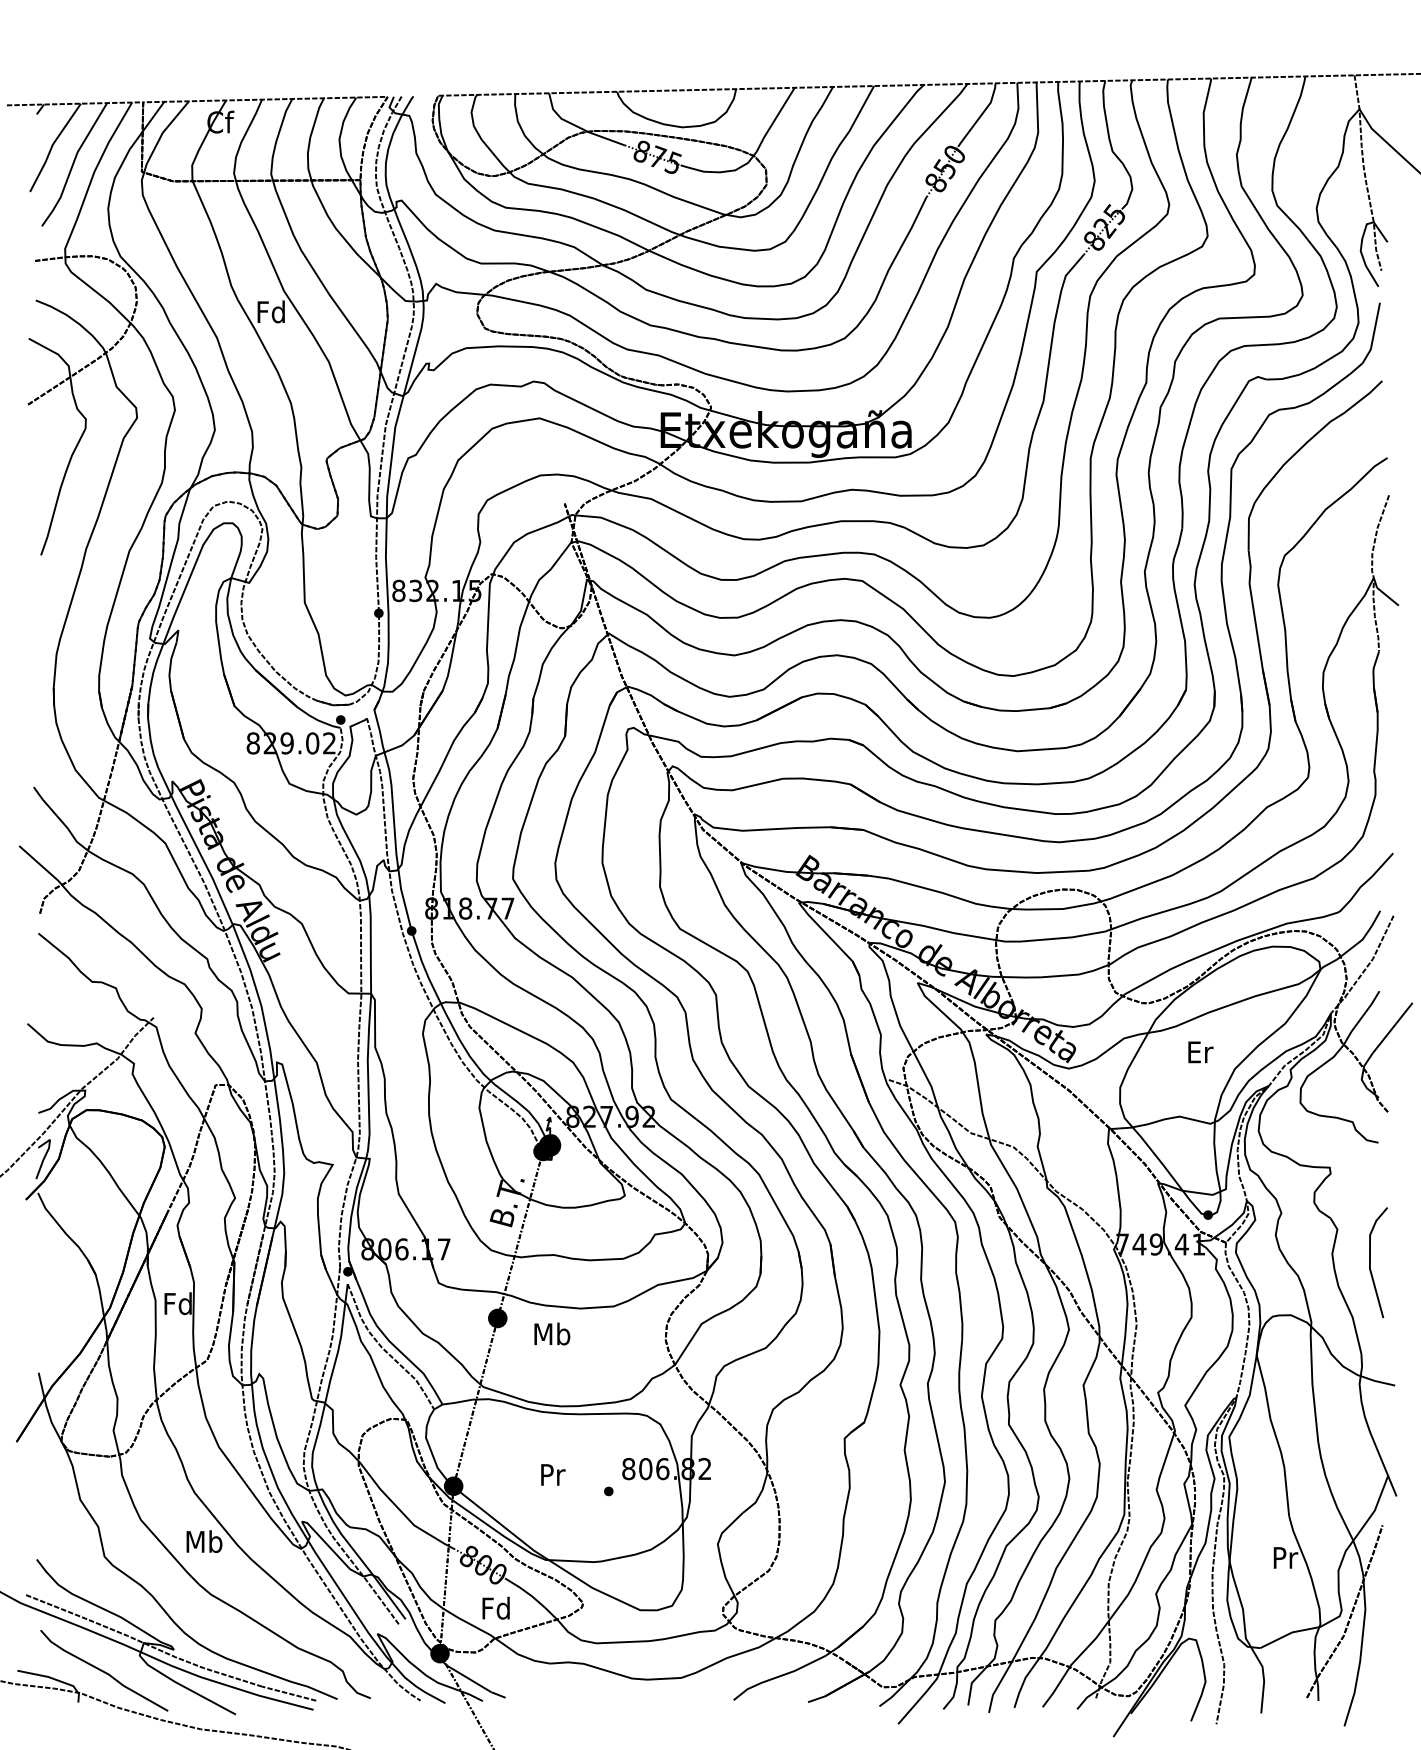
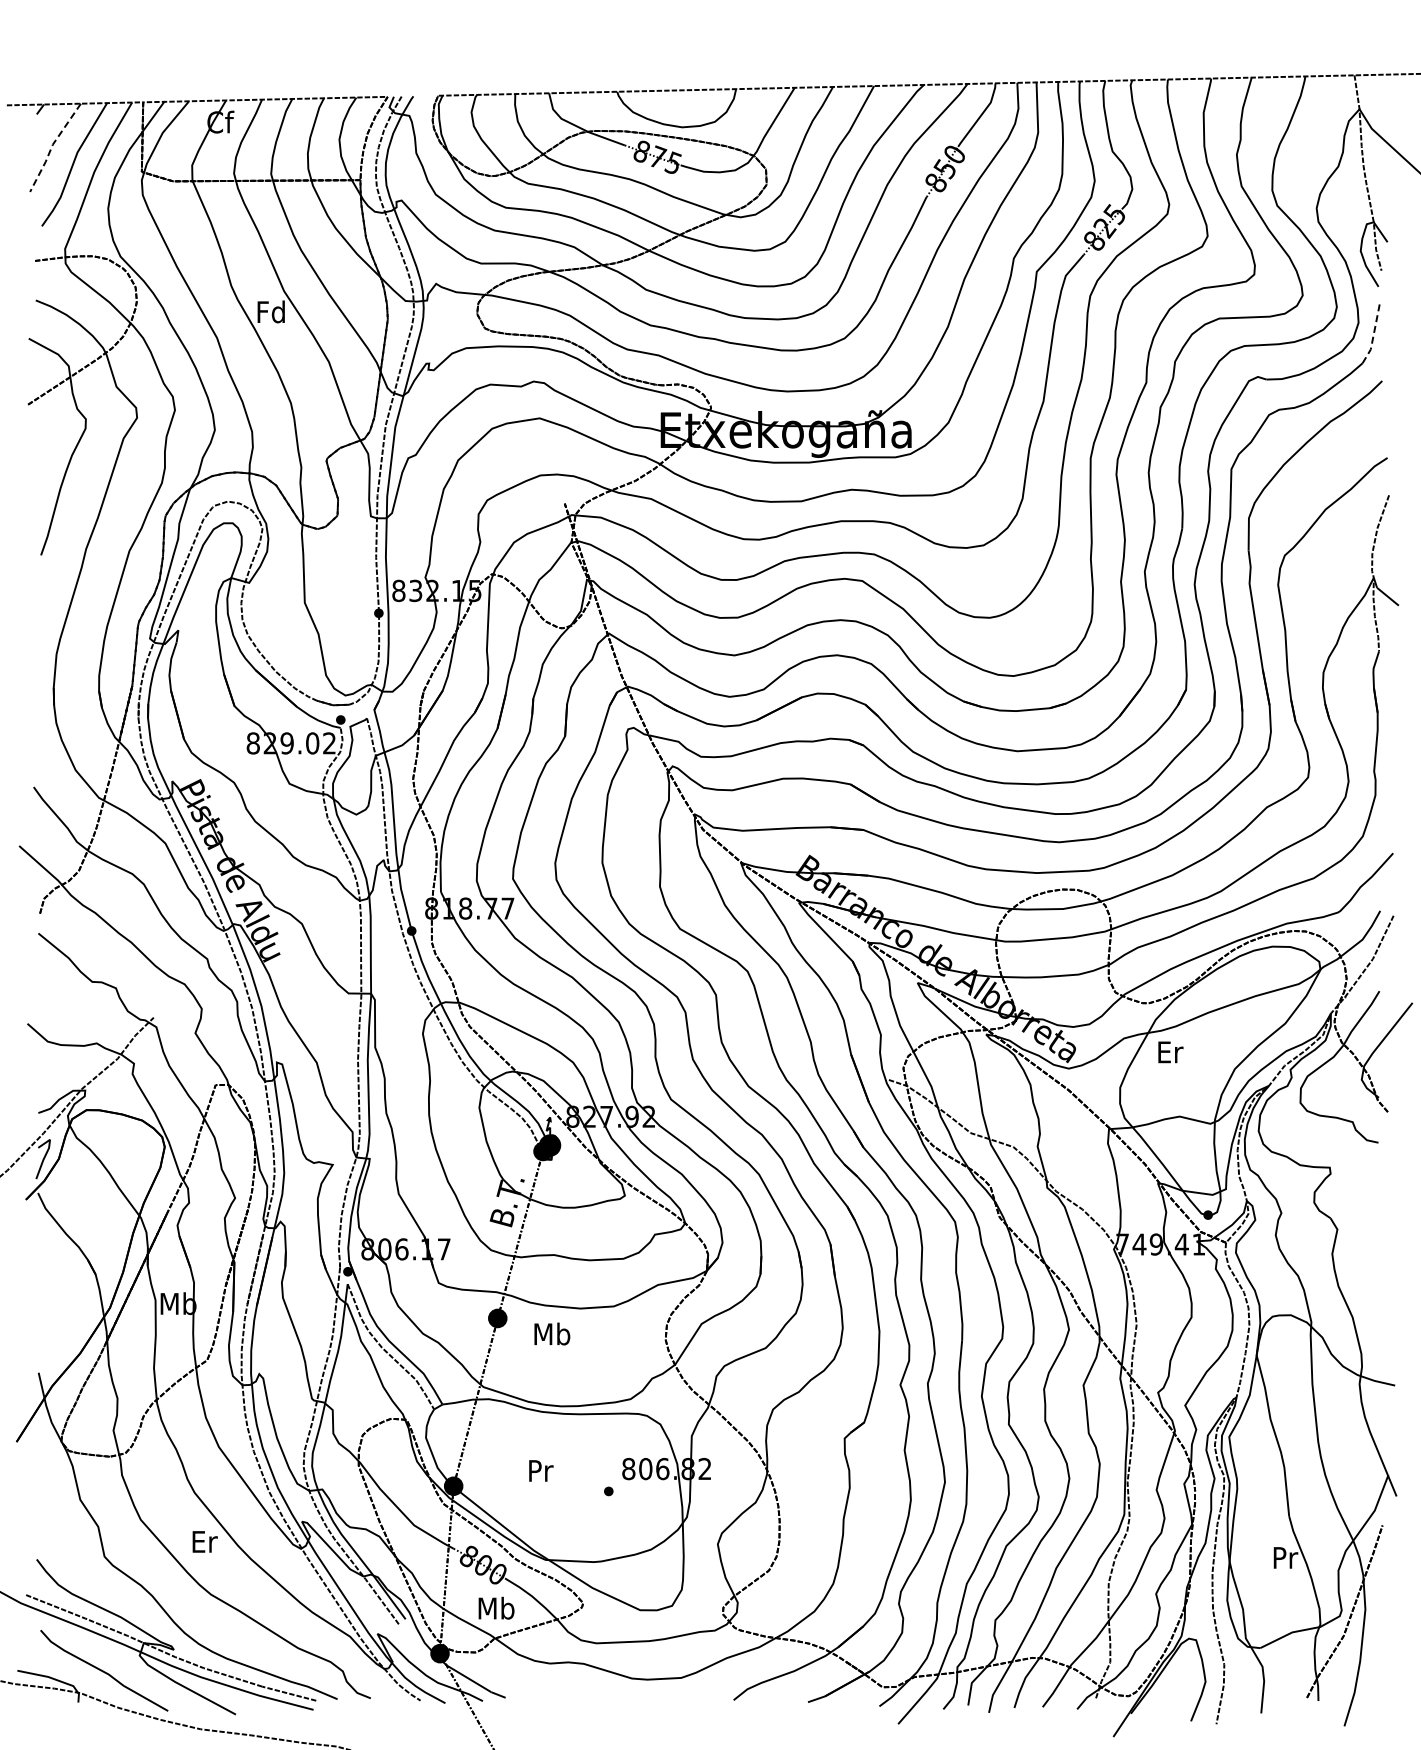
line: solid -> dashed (52, 146)
line: solid -> dashed (1373, 334)
text position: (1200, 1052) -> (1170, 1052) (1170, 1052)
line: present -> none (1370, 1262)
text: Fd -> Mb (178, 1303)
text position: (553, 1474) -> (541, 1470) (541, 1470)
text: Mb -> Er (204, 1541)
text: Fd -> Mb (496, 1607)
